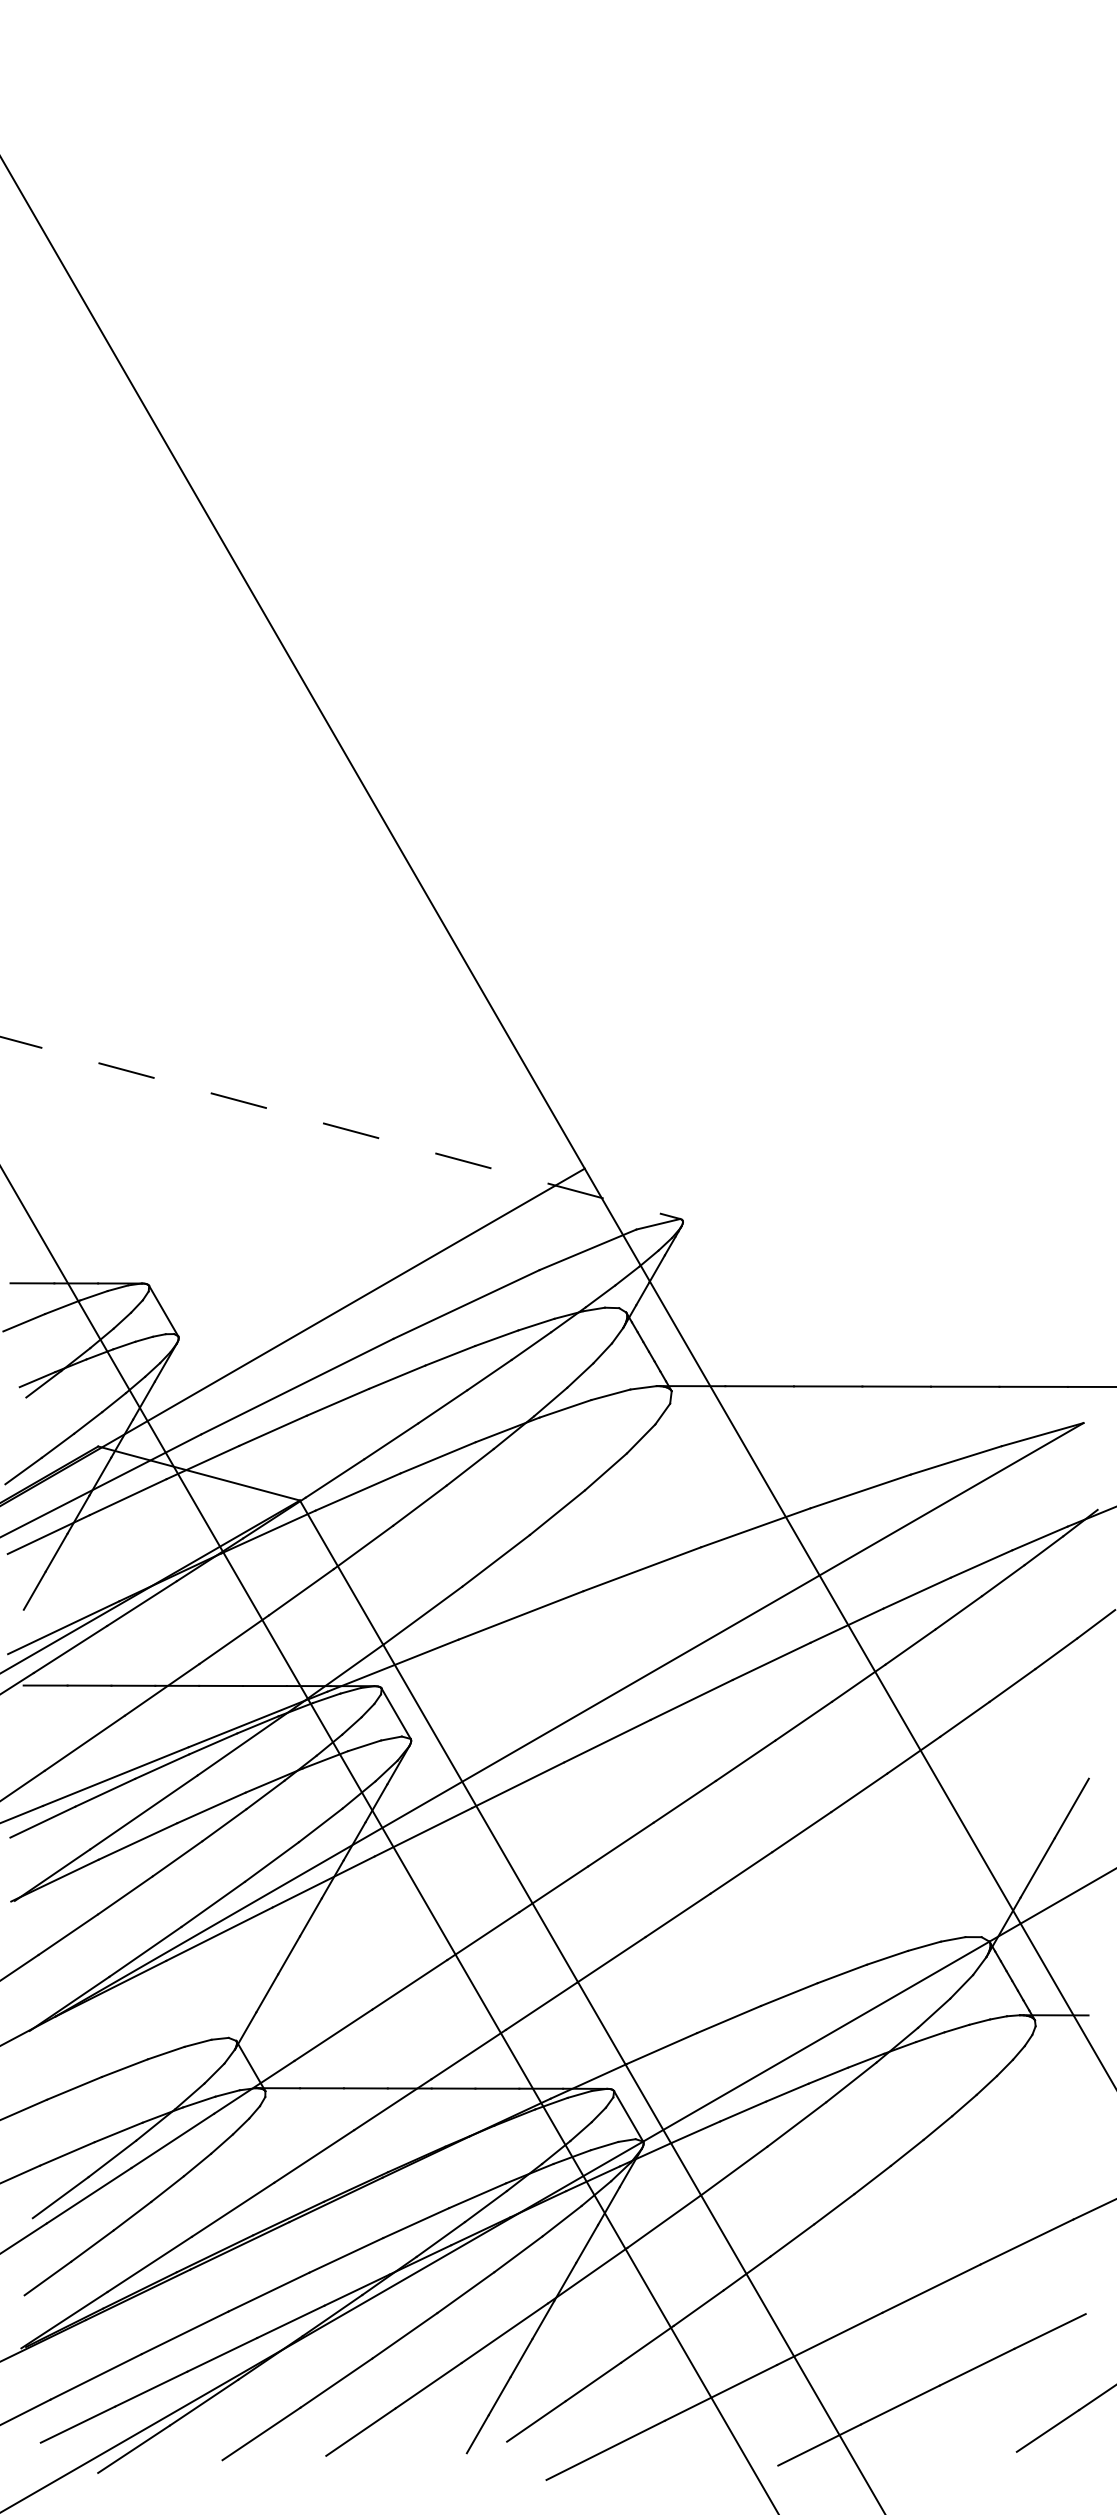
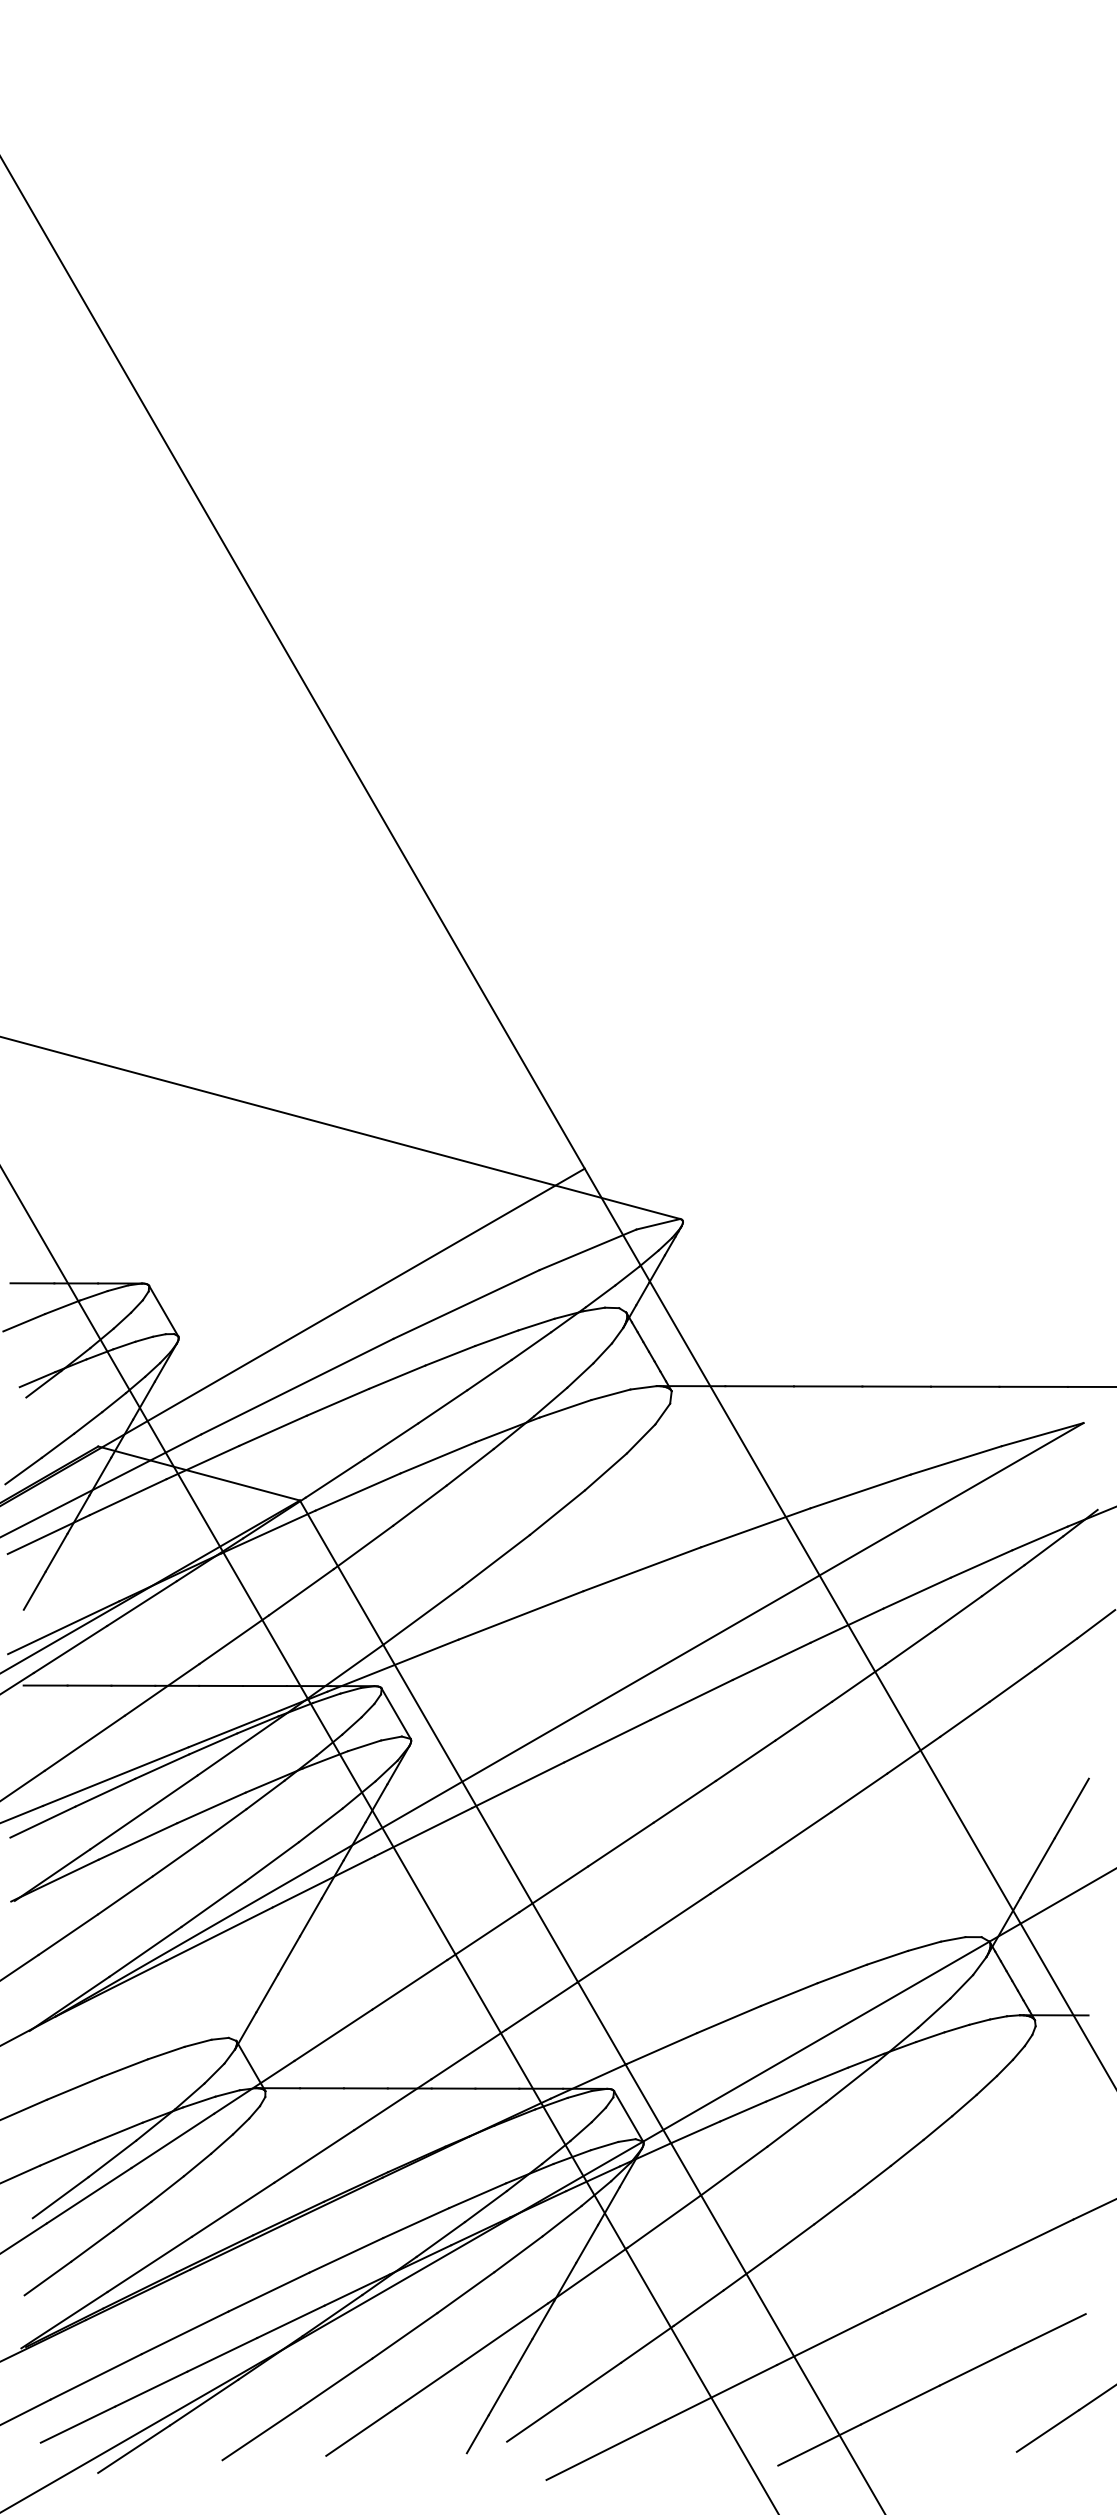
line: dashed -> solid (340, 1127)
